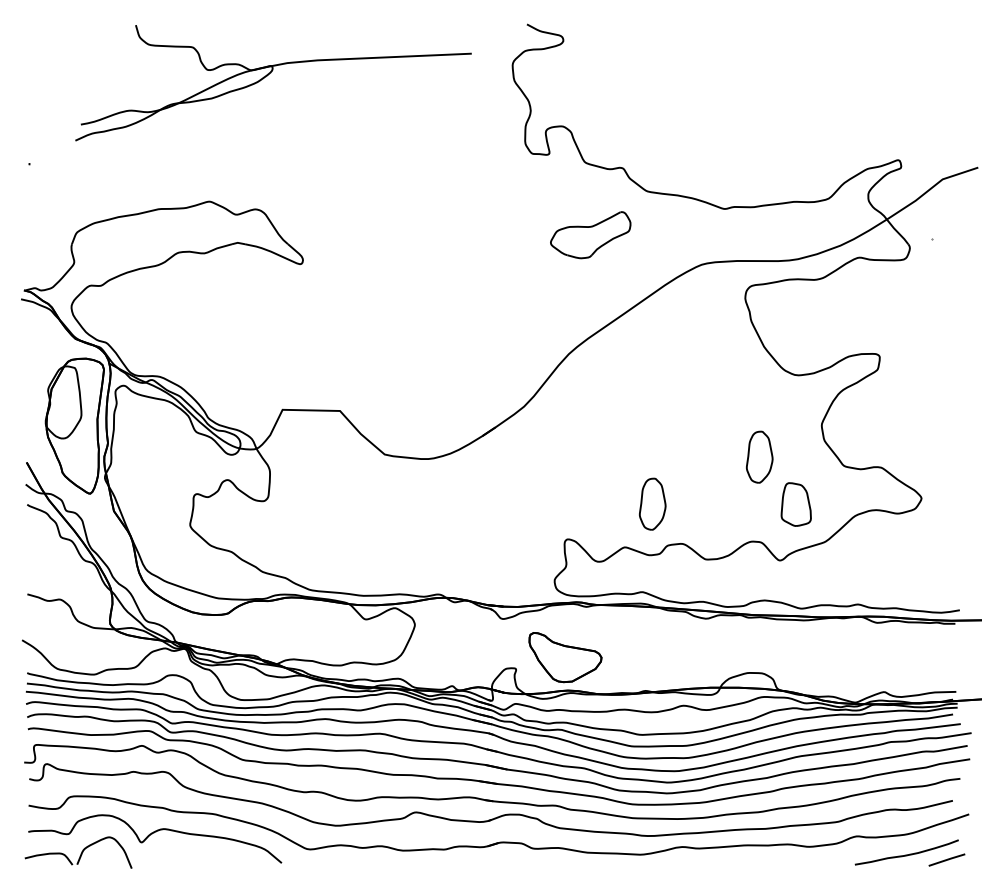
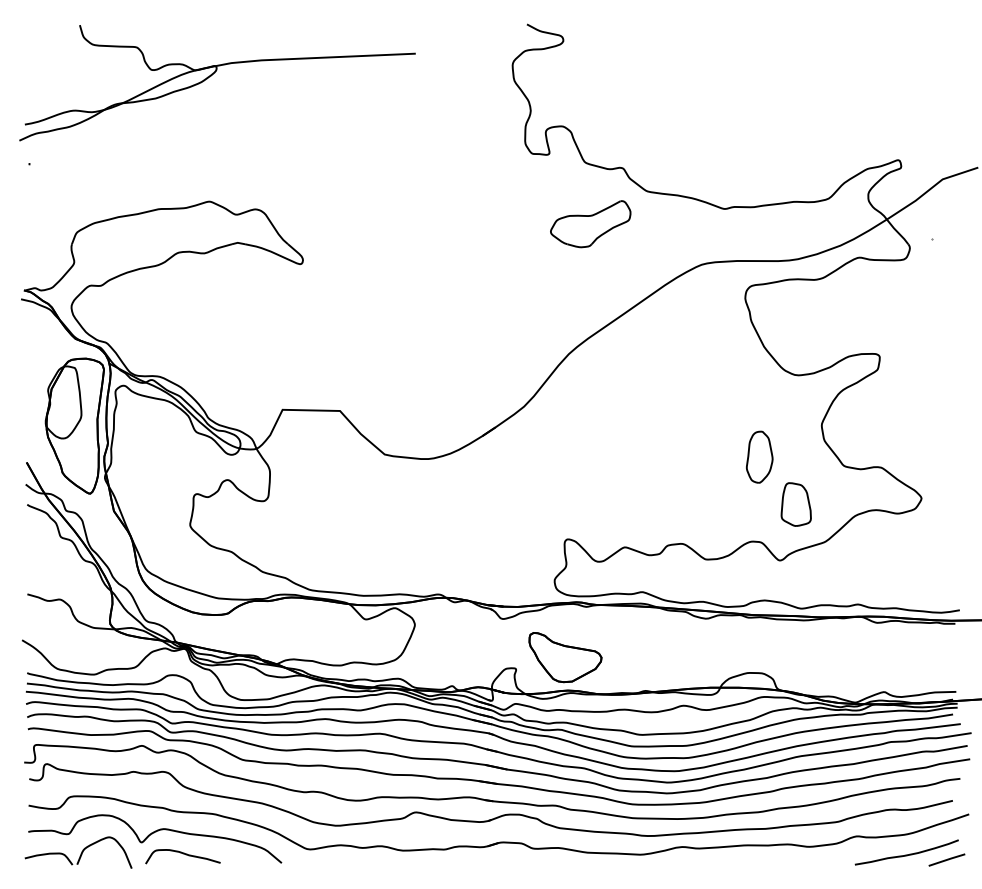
part position: (267, 76) -> (211, 76) (211, 76)
part position: (590, 235) -> (590, 224) (590, 224)
part: present -> none (652, 503)
curve: none -> present (183, 854)
